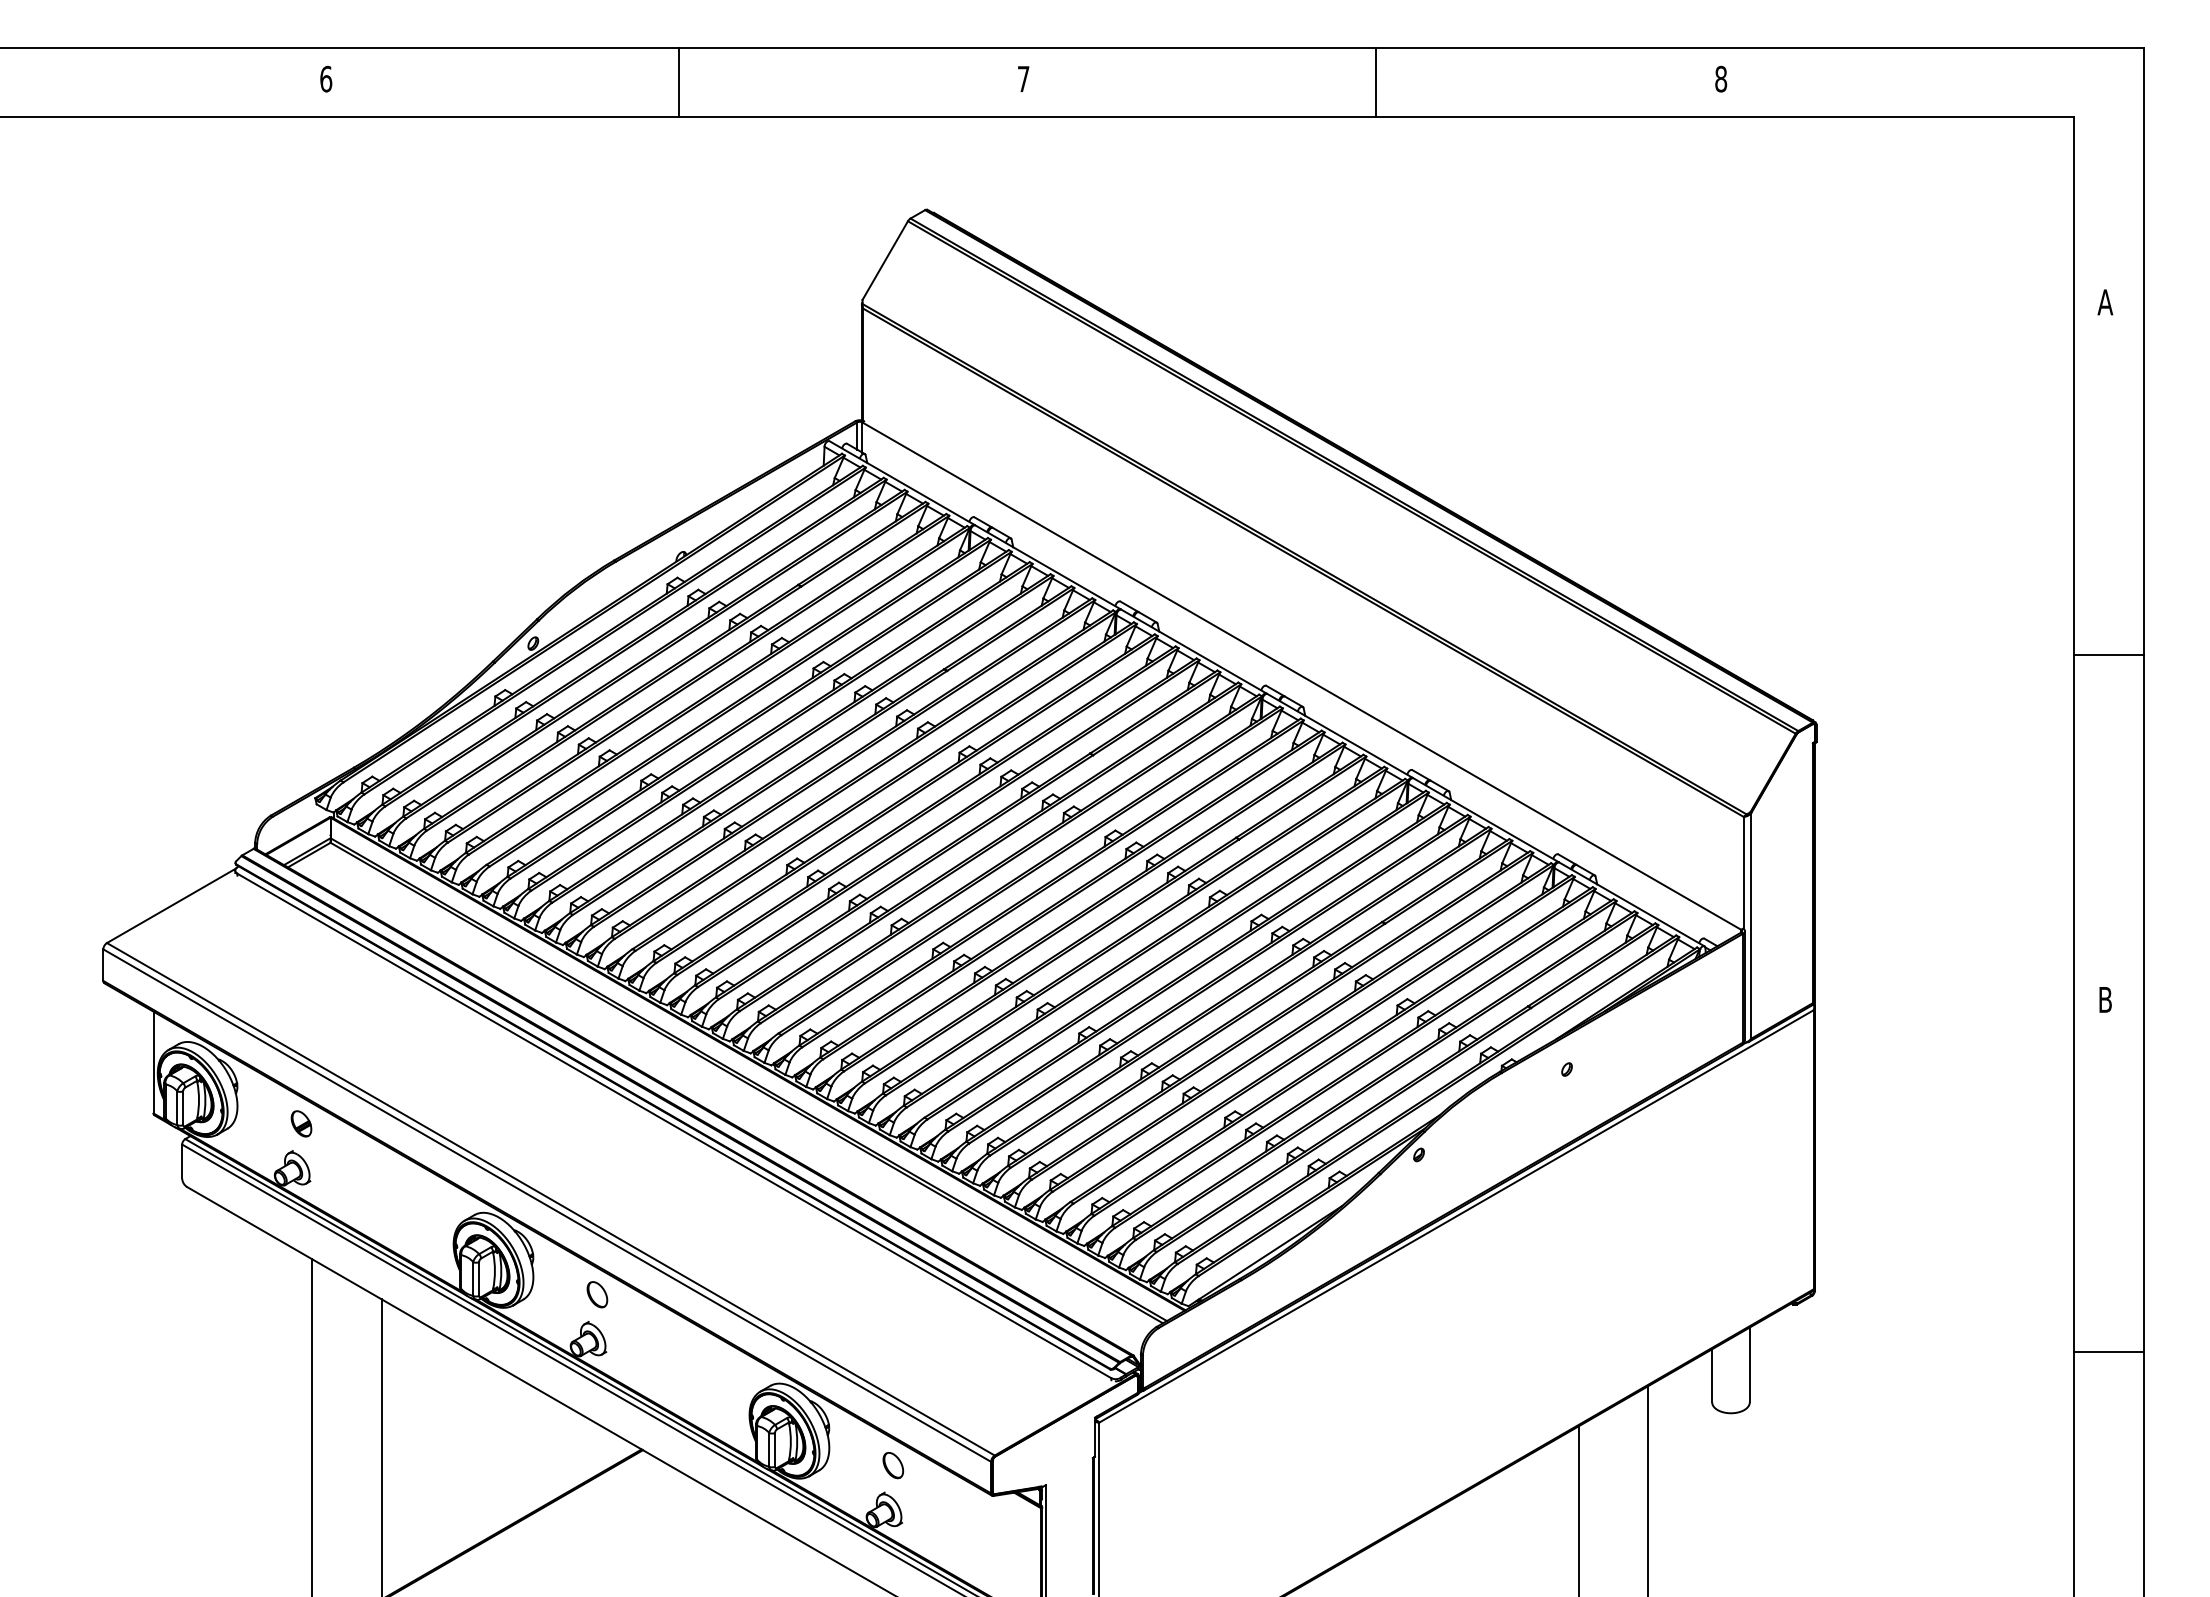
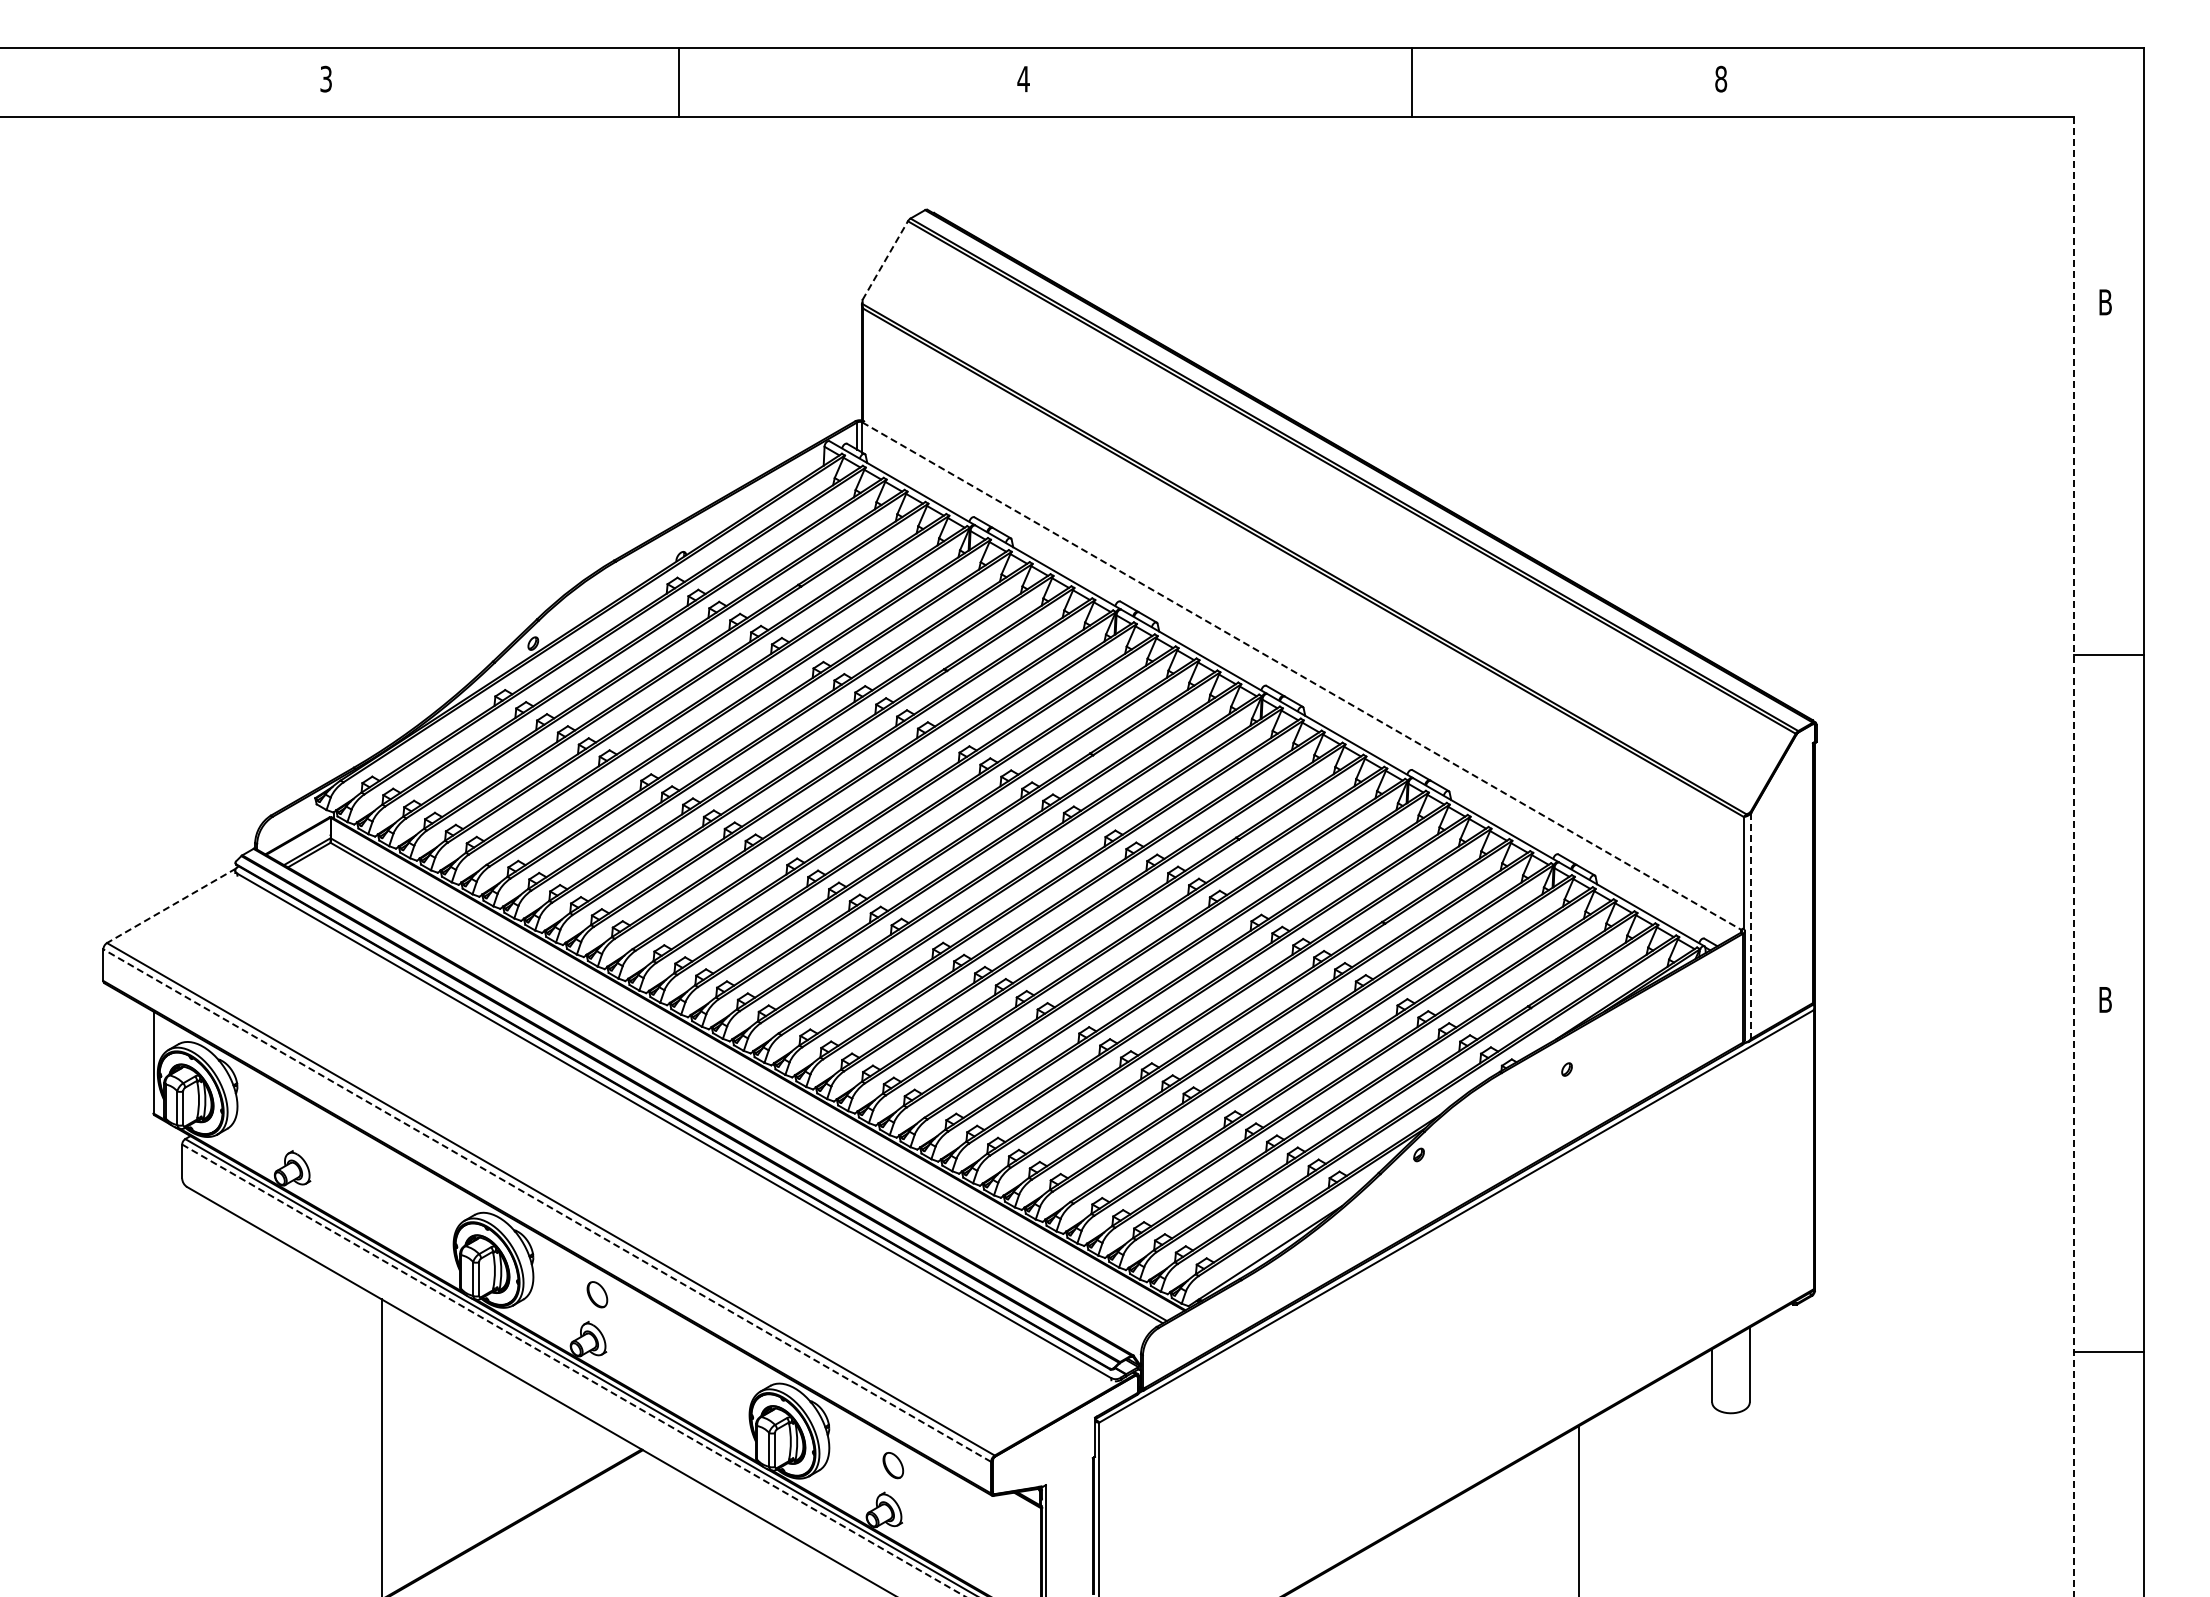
text: 6 -> 3 (326, 78)
text: 7 -> 4 (1023, 79)
line position: (1376, 82) -> (1412, 82) (1412, 82)
line: solid -> dashed (885, 260)
text: A -> B (2105, 302)
line: solid -> dashed (1302, 676)
line: solid -> dashed (2073, 857)
line: solid -> dashed (171, 906)
line: solid -> dashed (1751, 926)
part: present -> none (301, 1123)
line: solid -> dashed (547, 1205)
line: solid -> dashed (574, 1370)
line: present -> none (312, 1426)
line: present -> none (1648, 1489)
